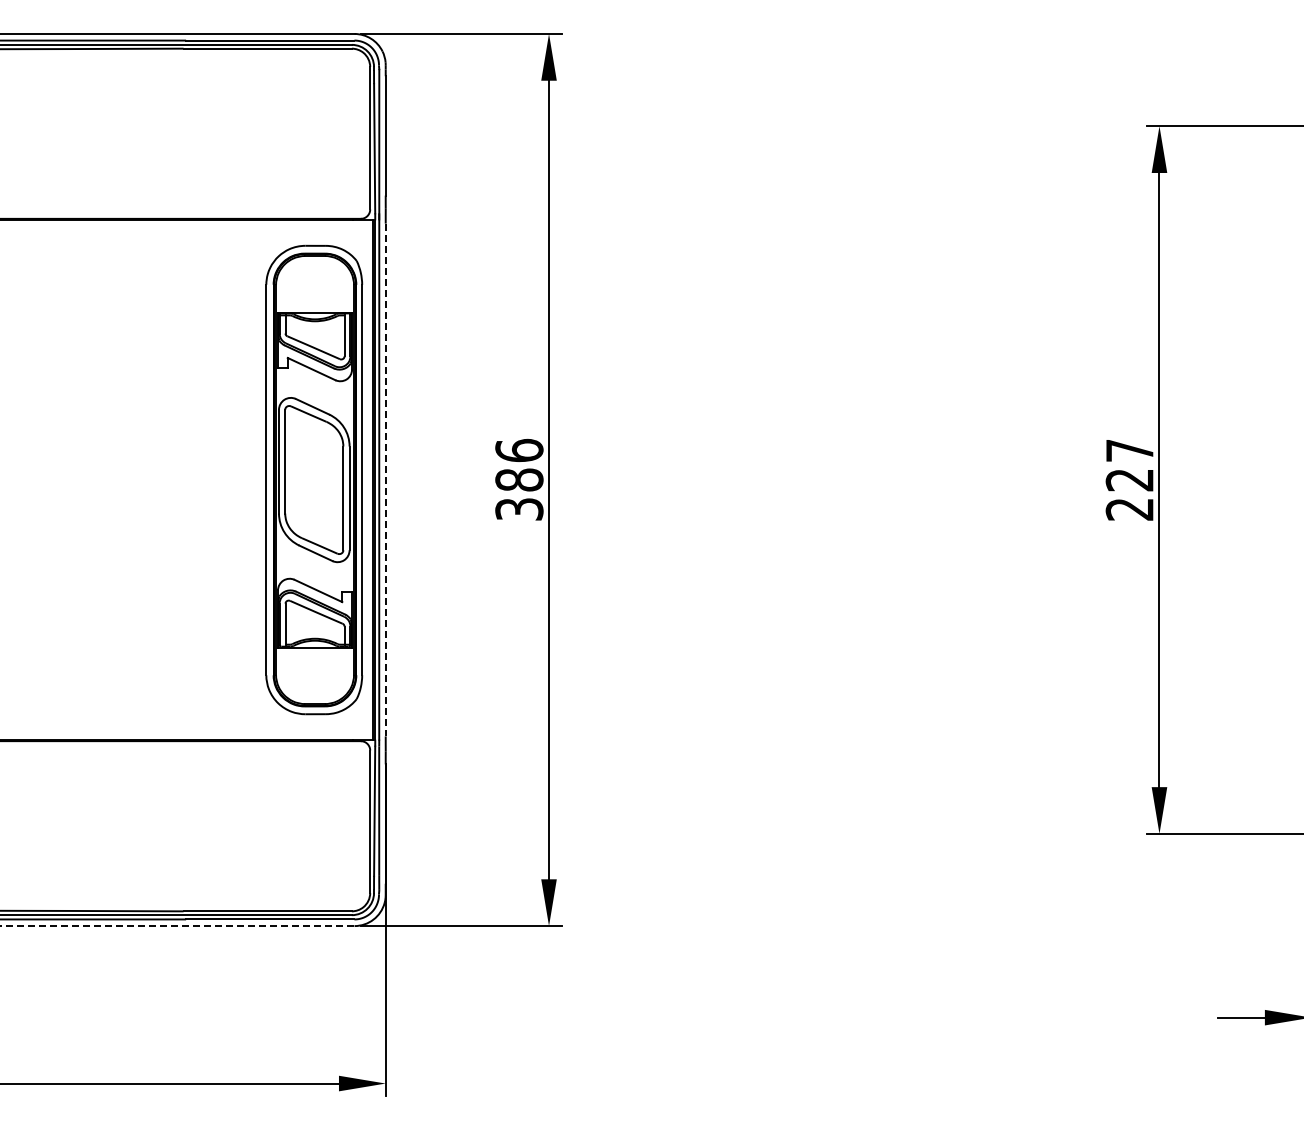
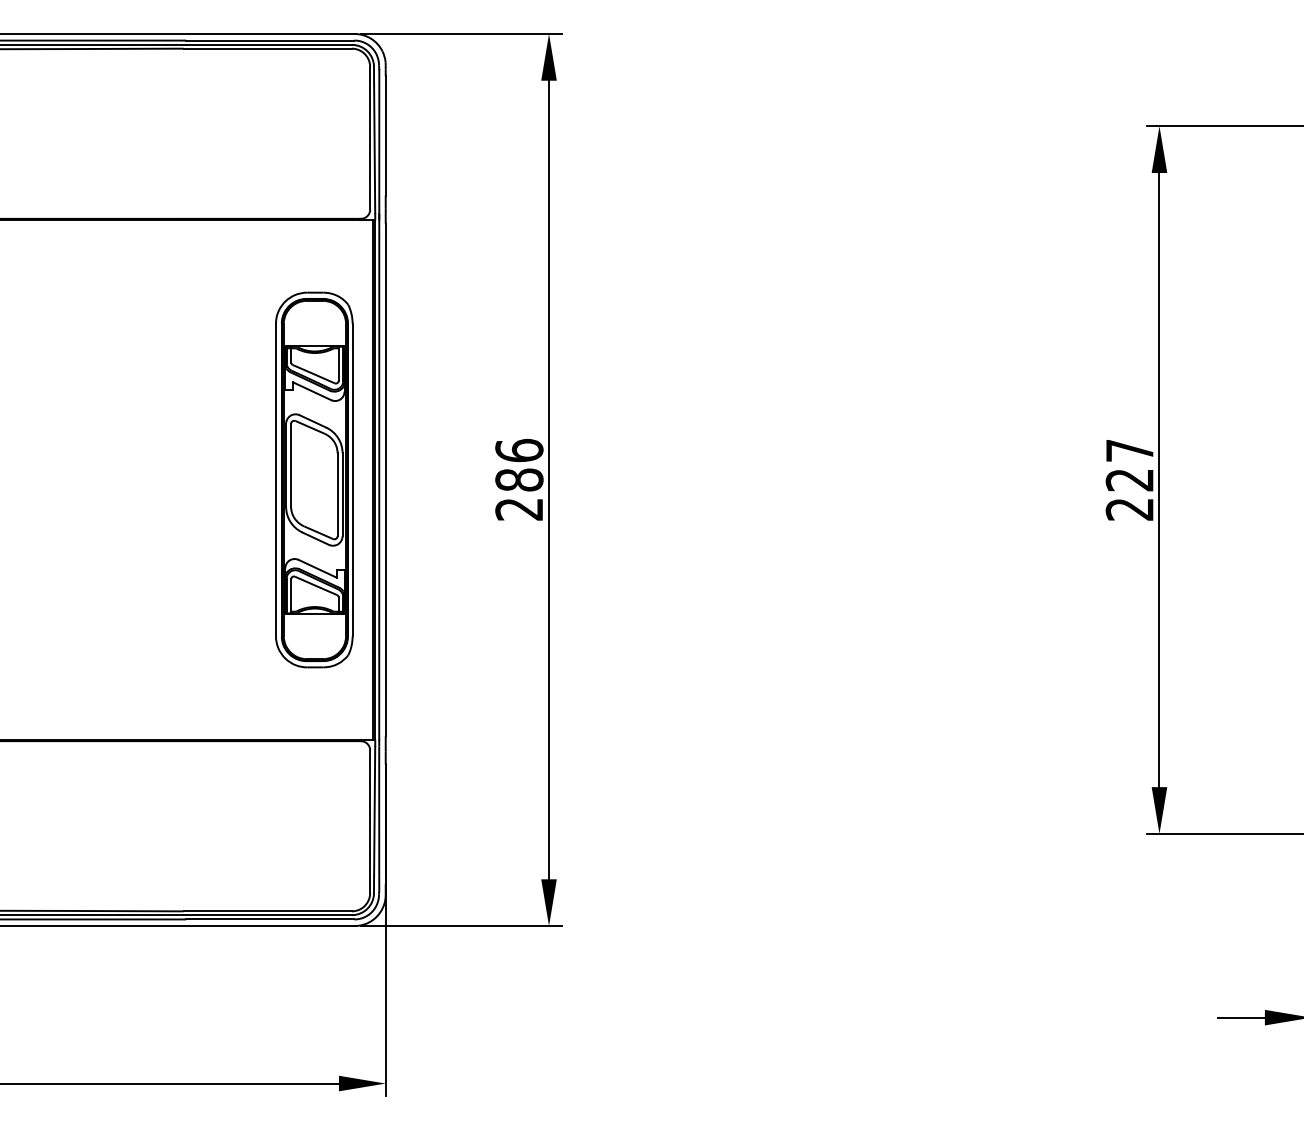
part size: 99x472 px -> 79x378 px (314, 479)
line: dashed -> solid (385, 480)
text: 386 -> 286 (519, 509)
line: dashed -> solid (177, 926)
